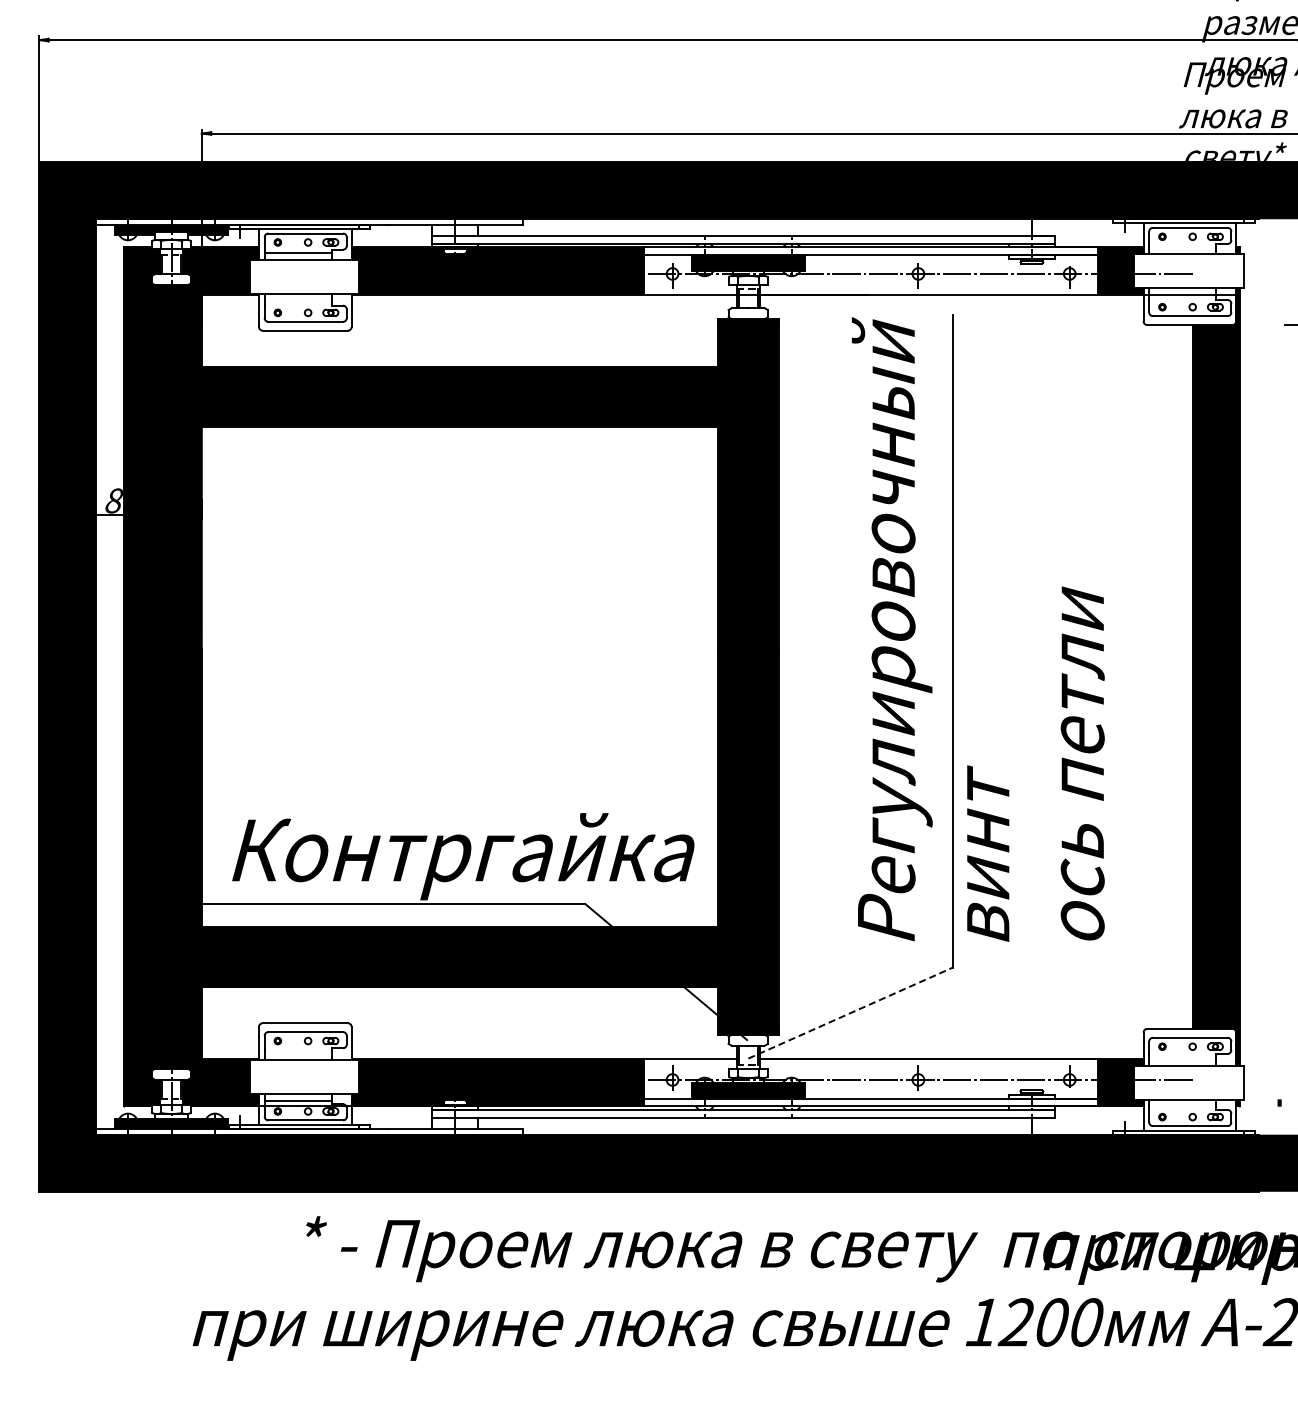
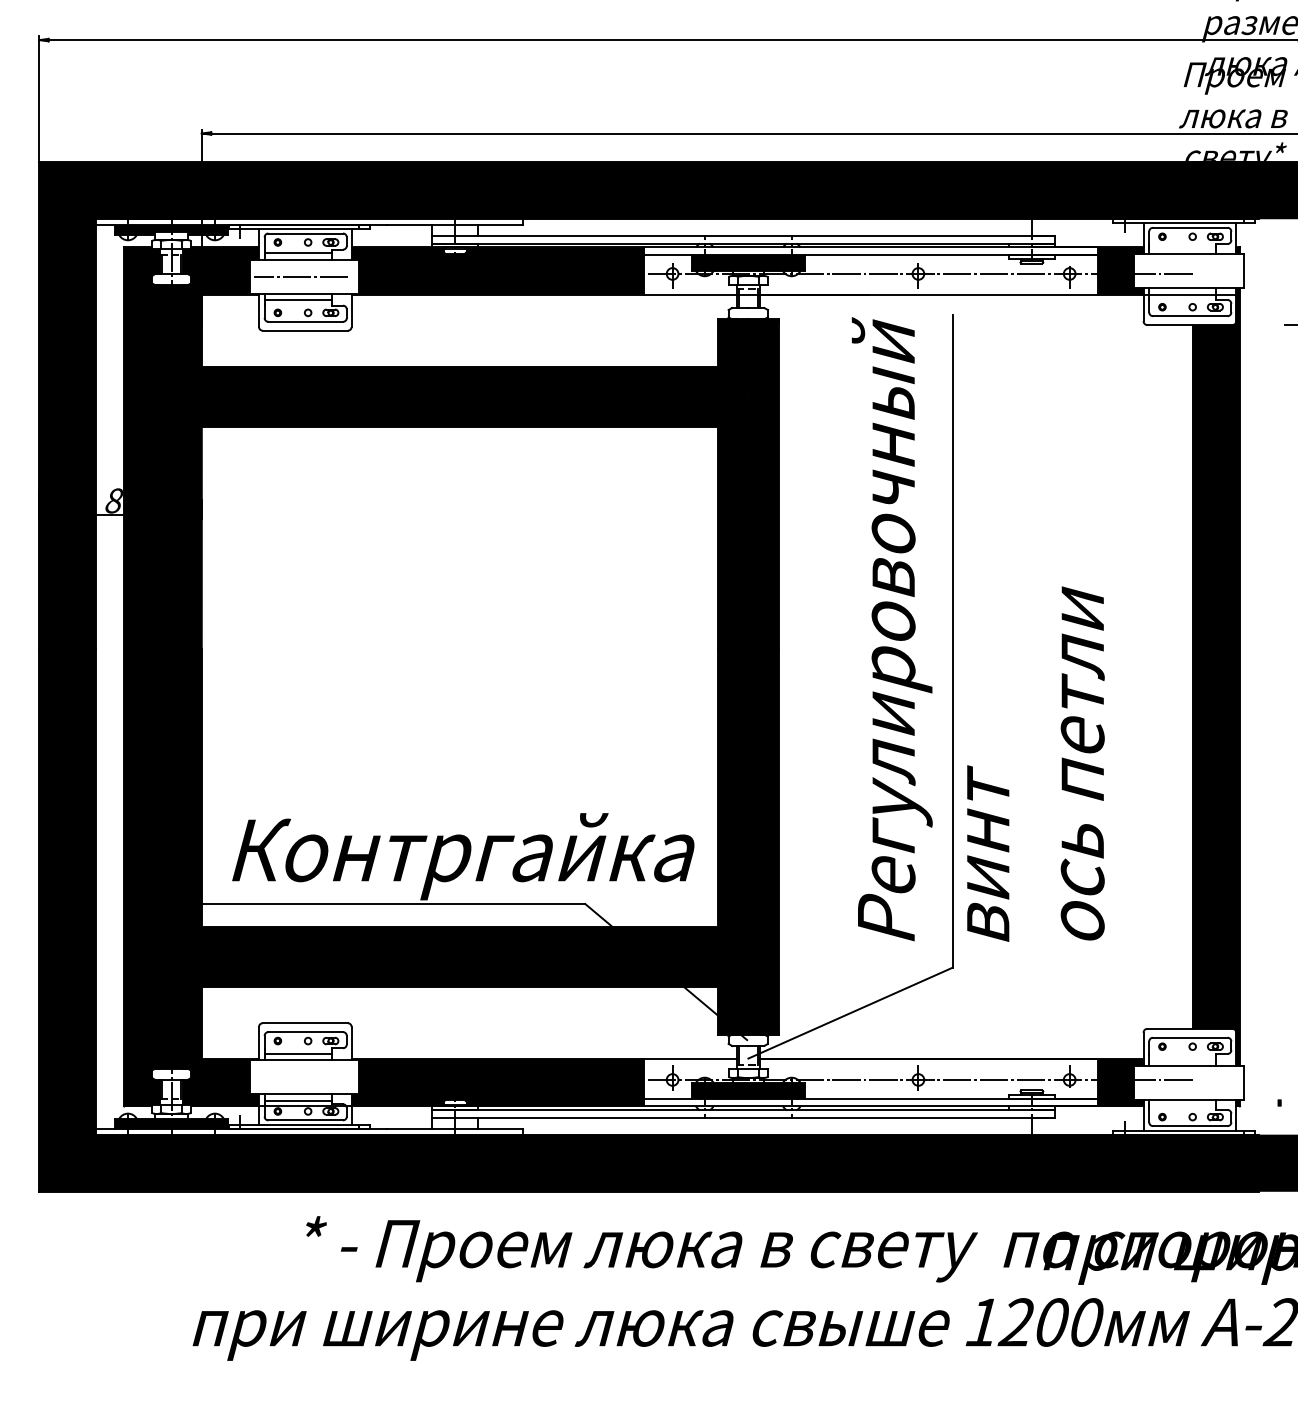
line: none -> present (300, 277)
line: none -> present (297, 300)
line: dashed -> solid (850, 1013)
line: none -> present (297, 1053)
